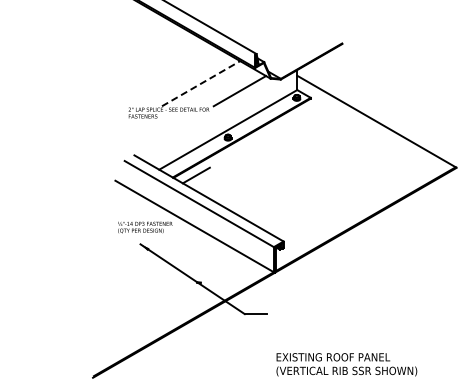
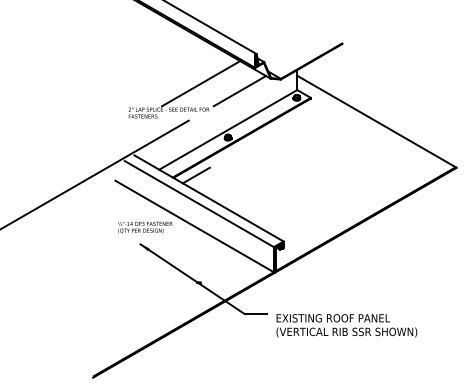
line: dashed -> solid (201, 83)
line: none -> present (95, 174)
text position: (346, 364) -> (346, 325) (346, 325)
